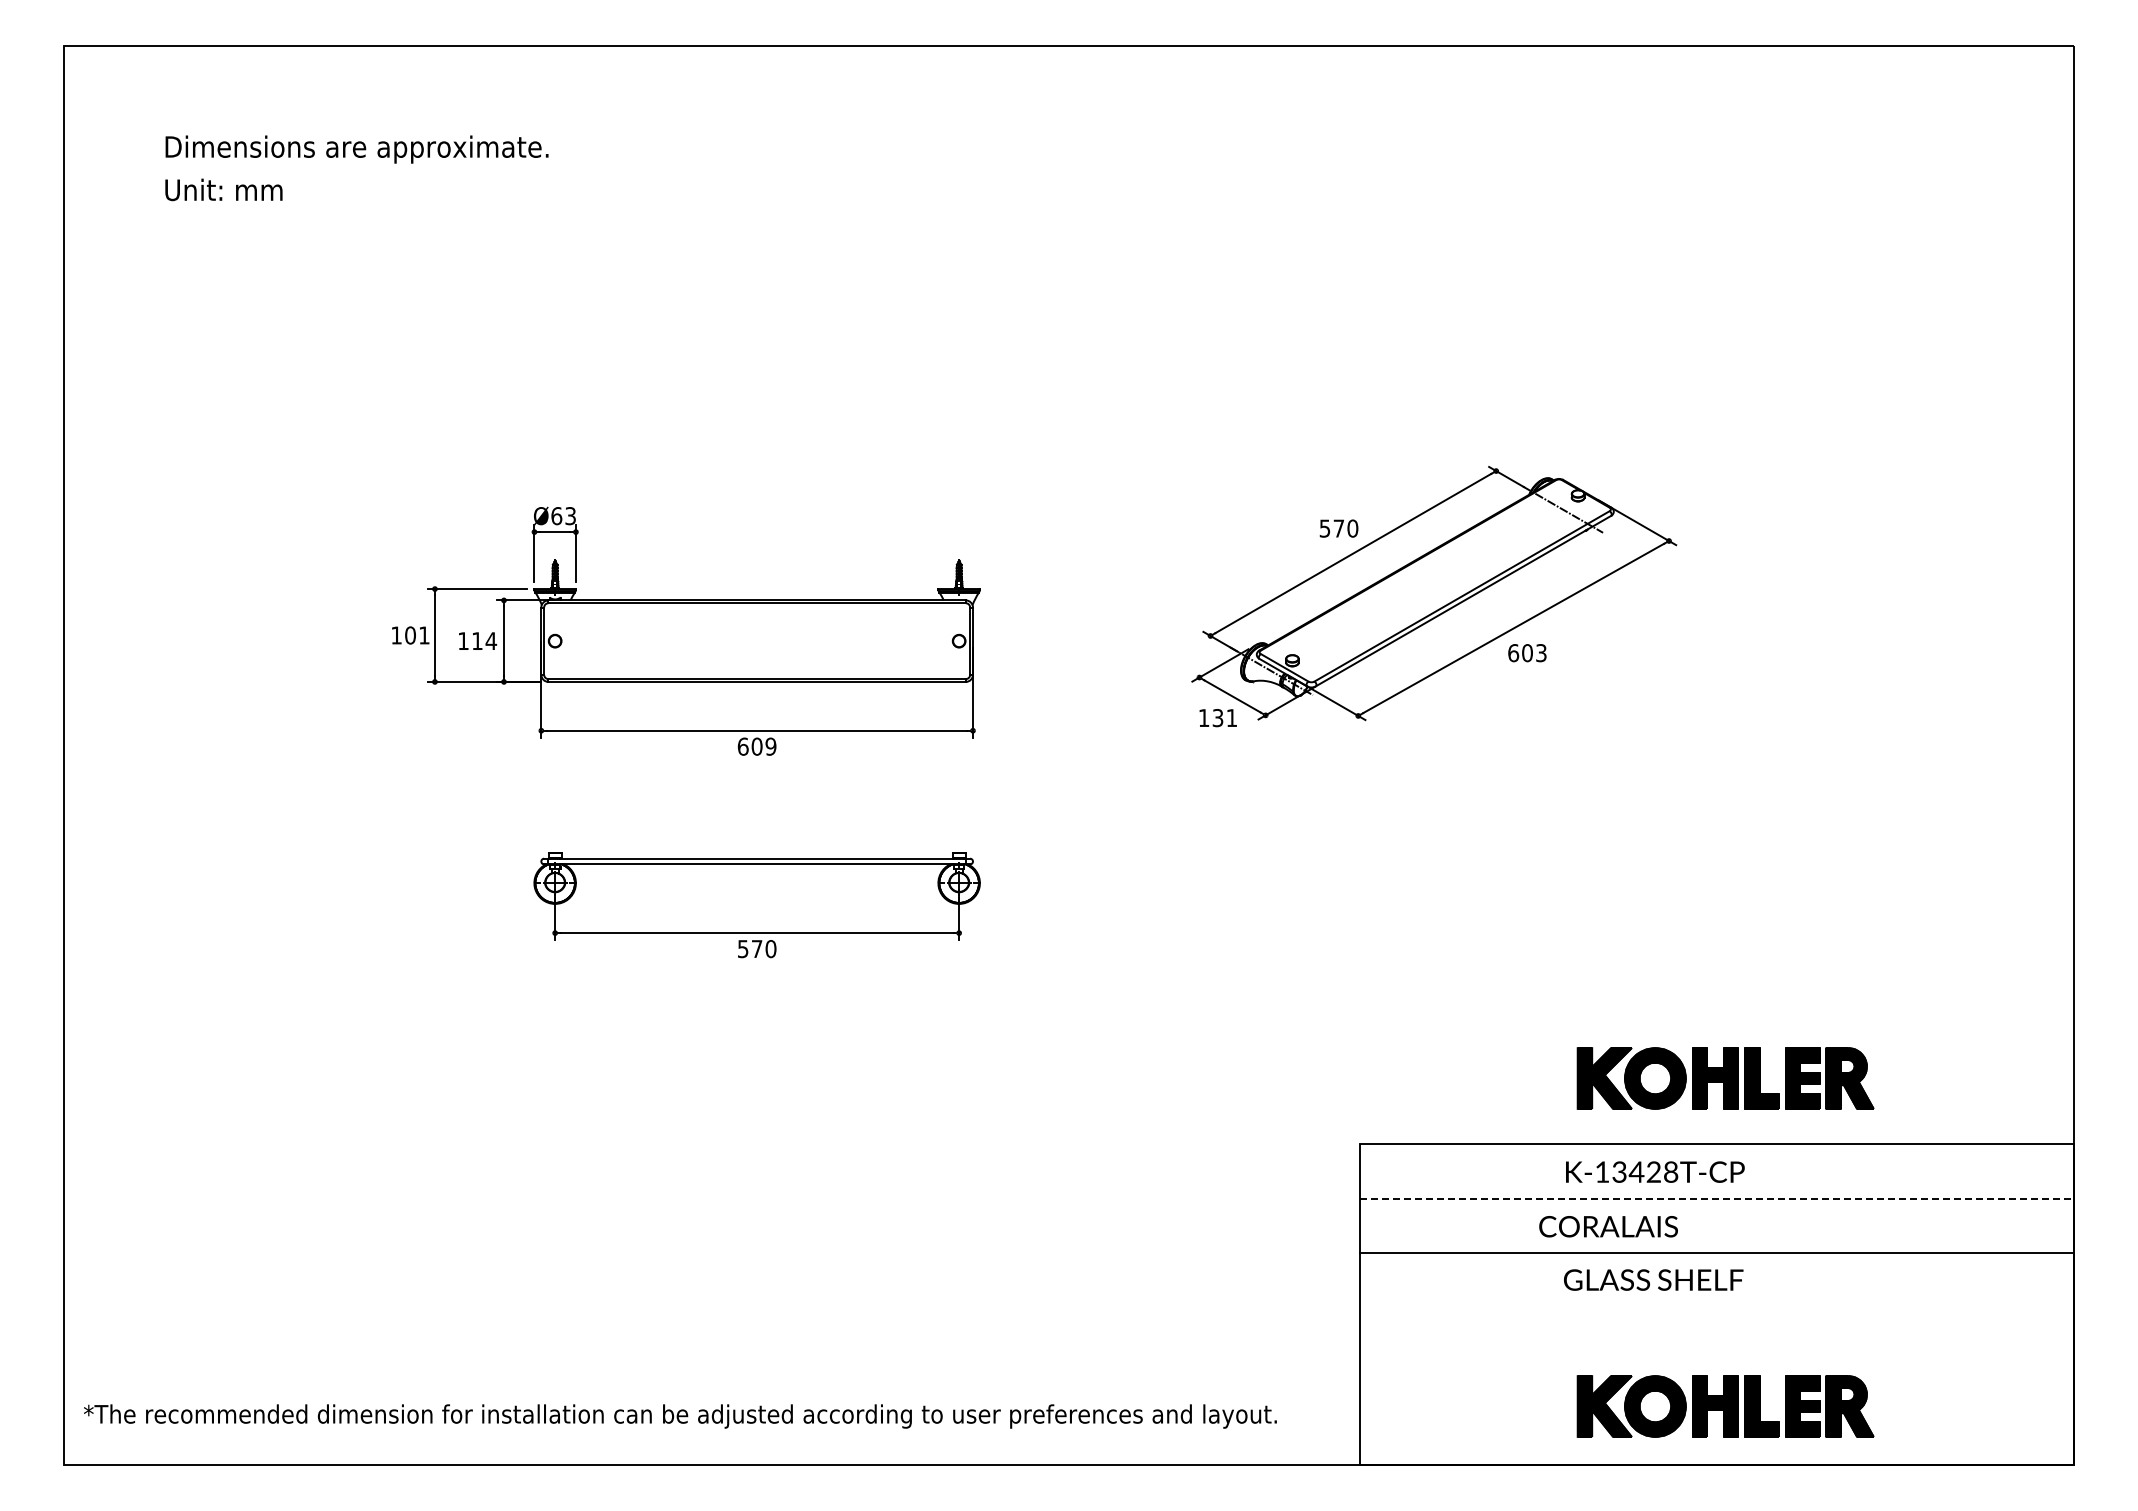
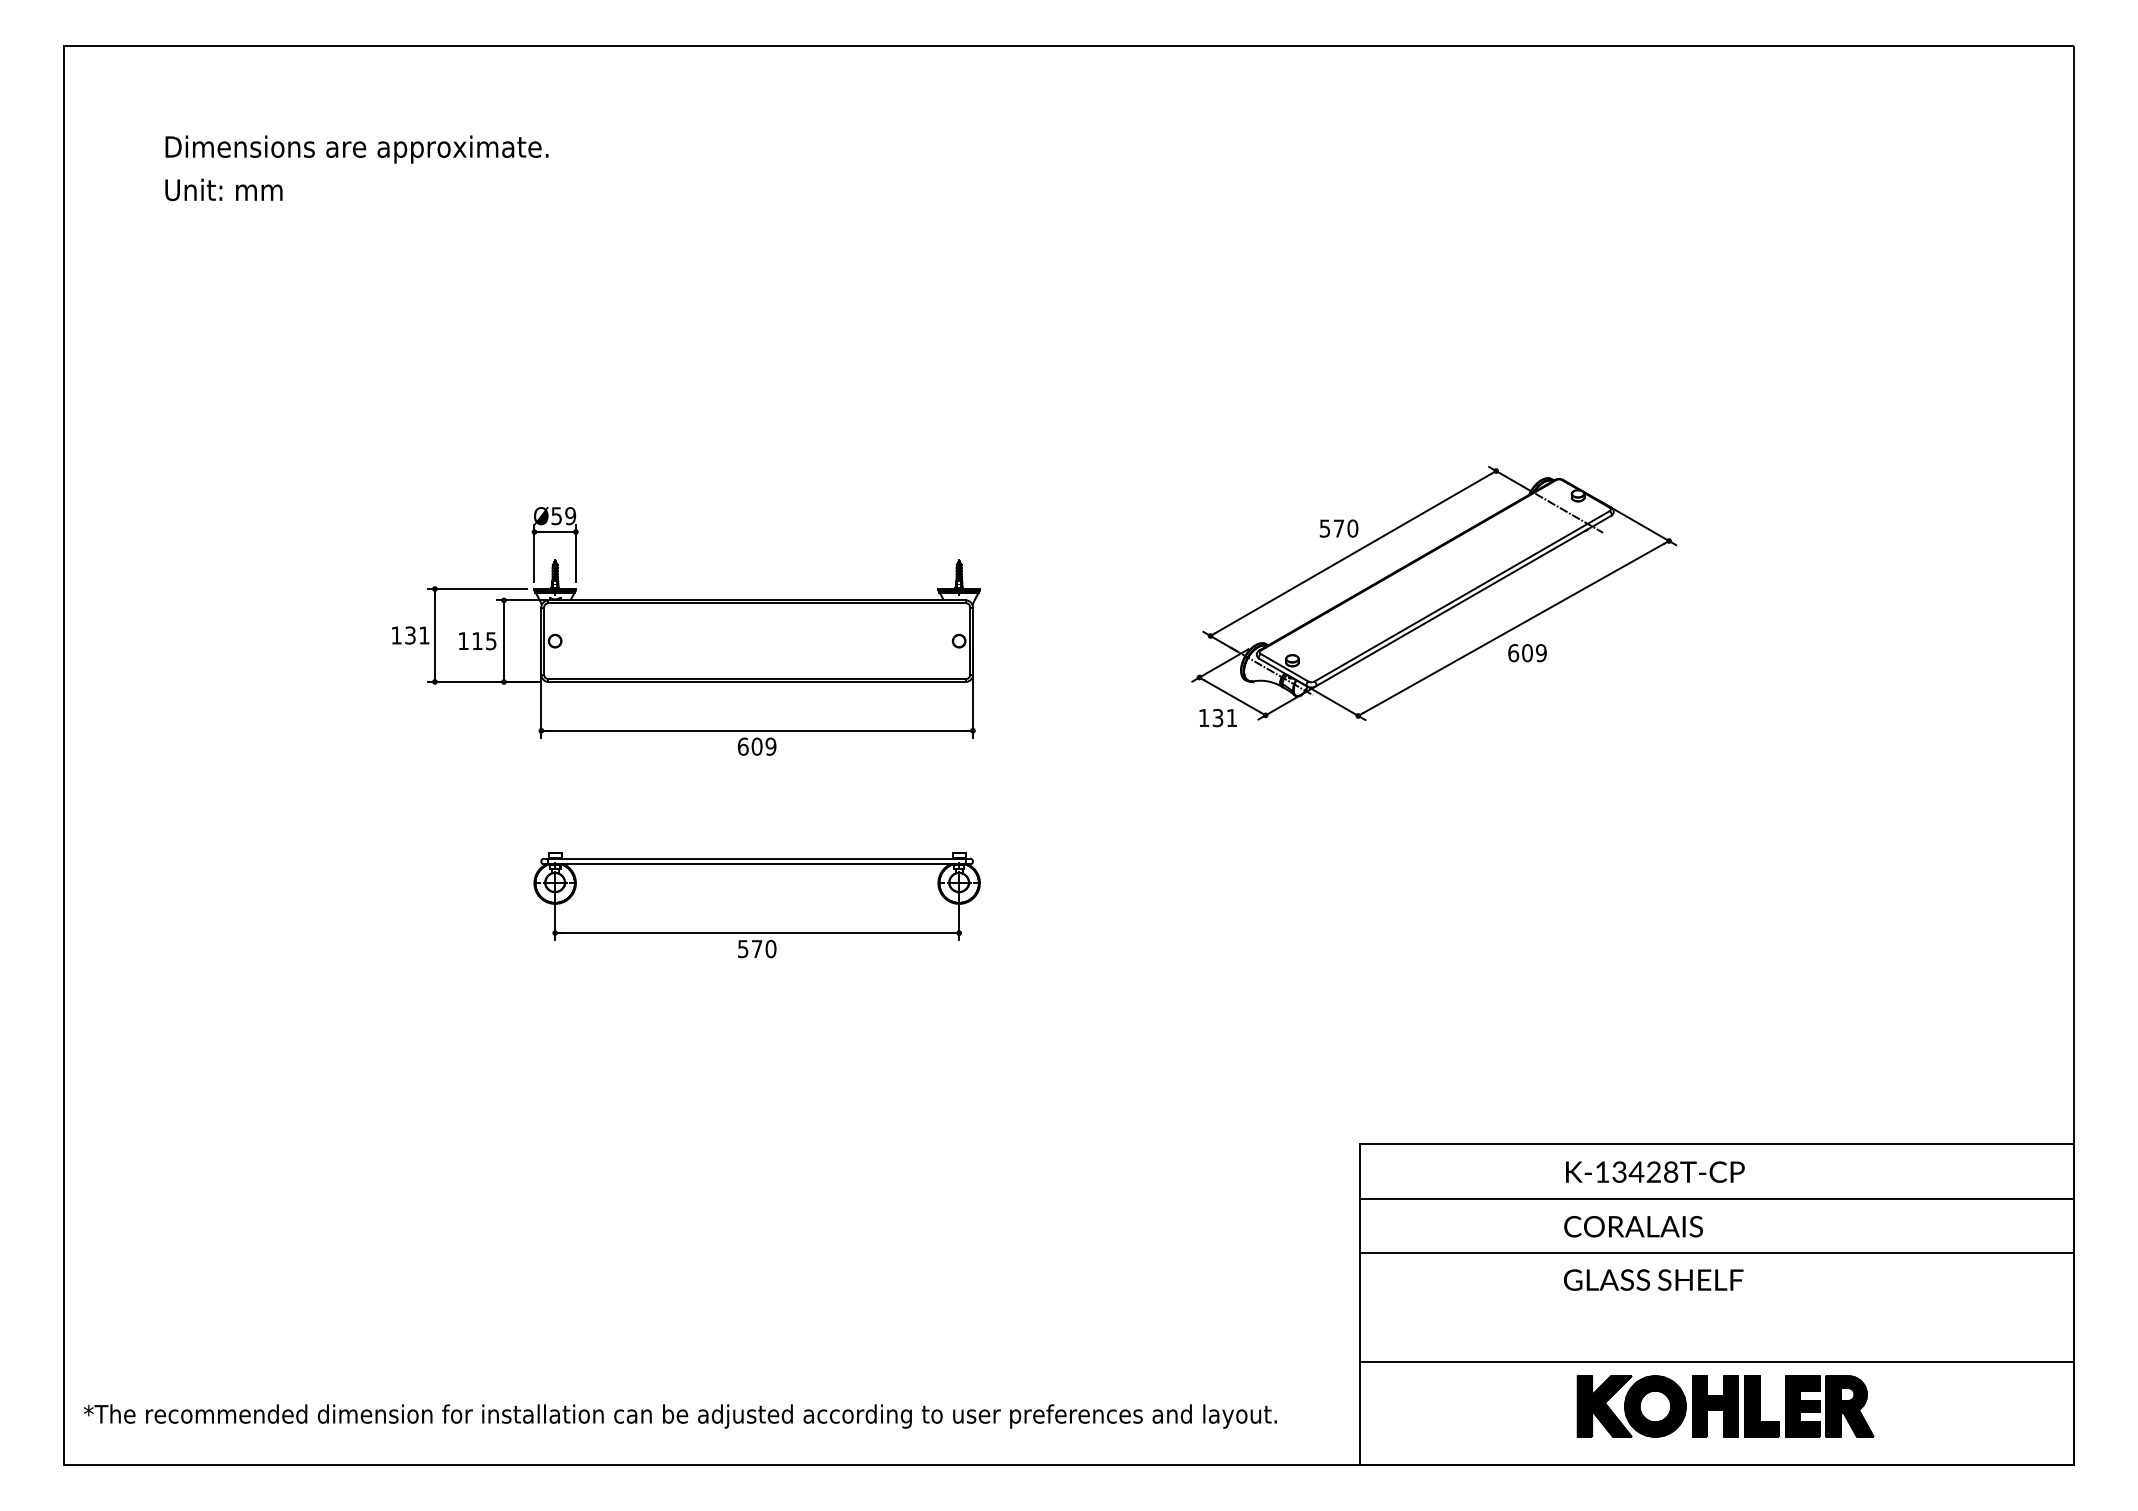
text: Ø63 -> Ø59 (563, 516)
text: 101 -> 131 (410, 635)
text: 114 -> 115 (491, 641)
text: 603 -> 609 (1541, 652)
part: present -> none (1725, 1078)
line: dashed -> solid (1717, 1198)
text position: (1608, 1226) -> (1633, 1226) (1633, 1226)
line: none -> present (1716, 1361)
